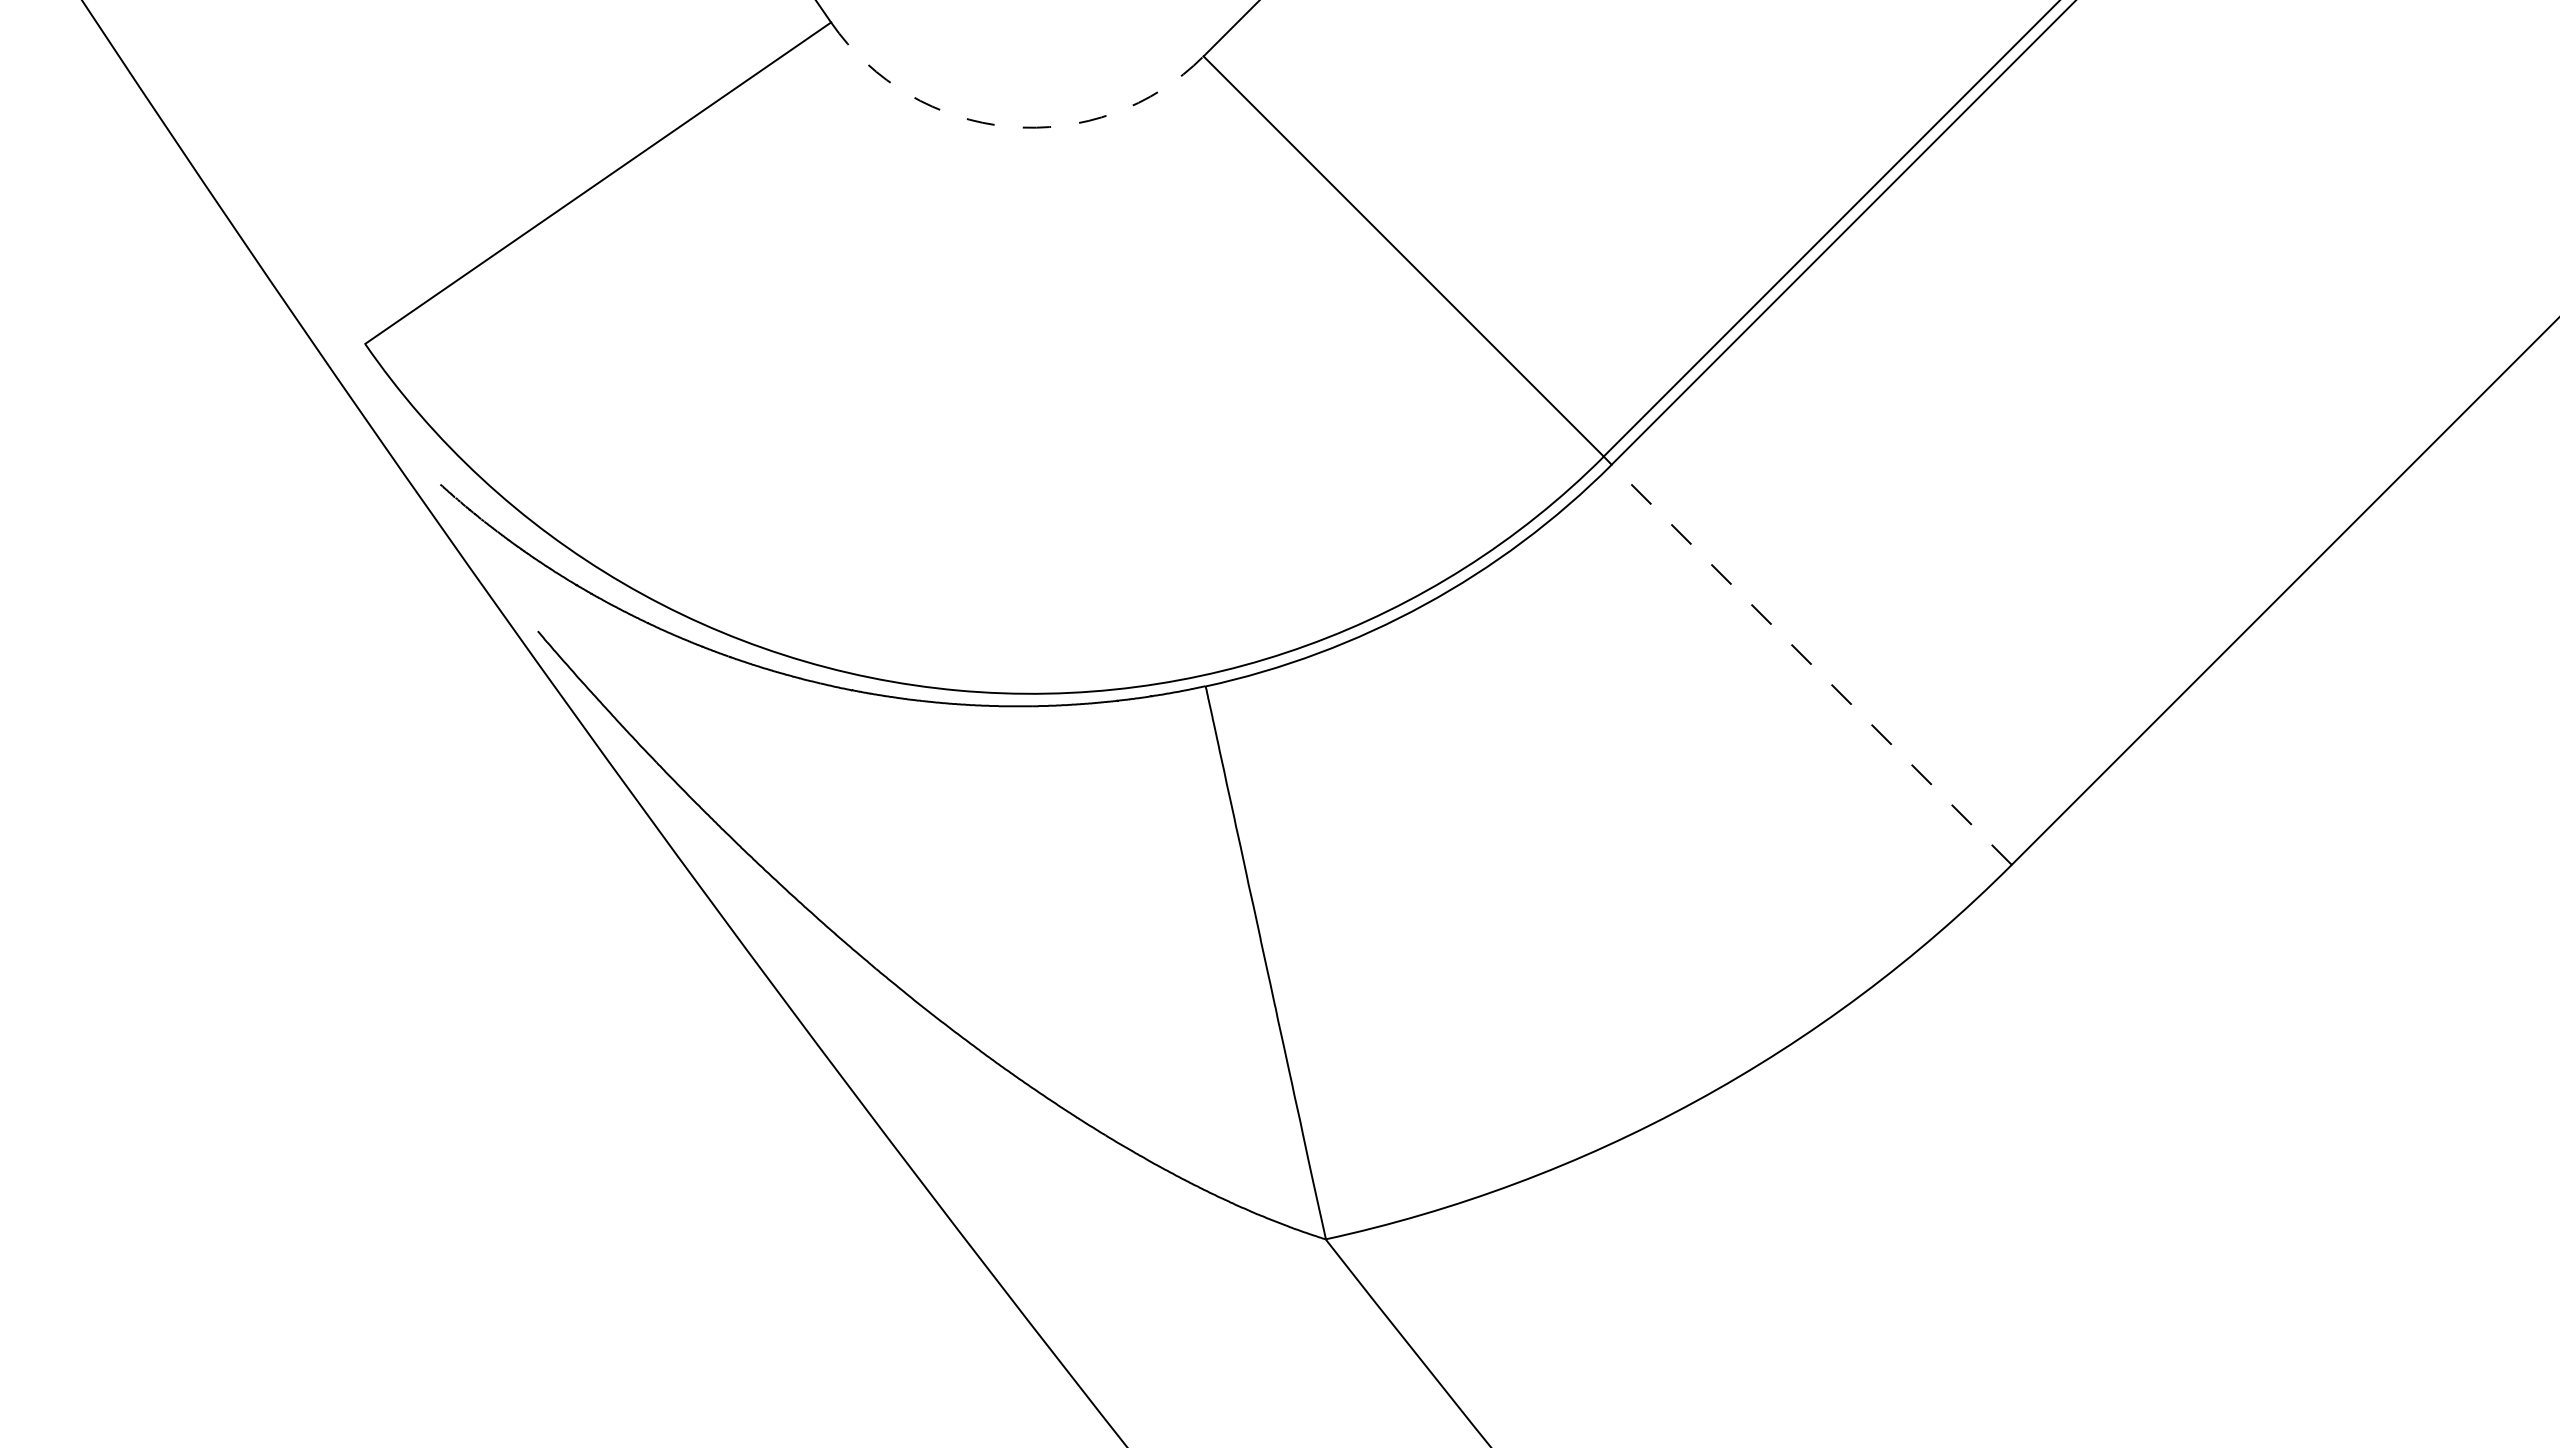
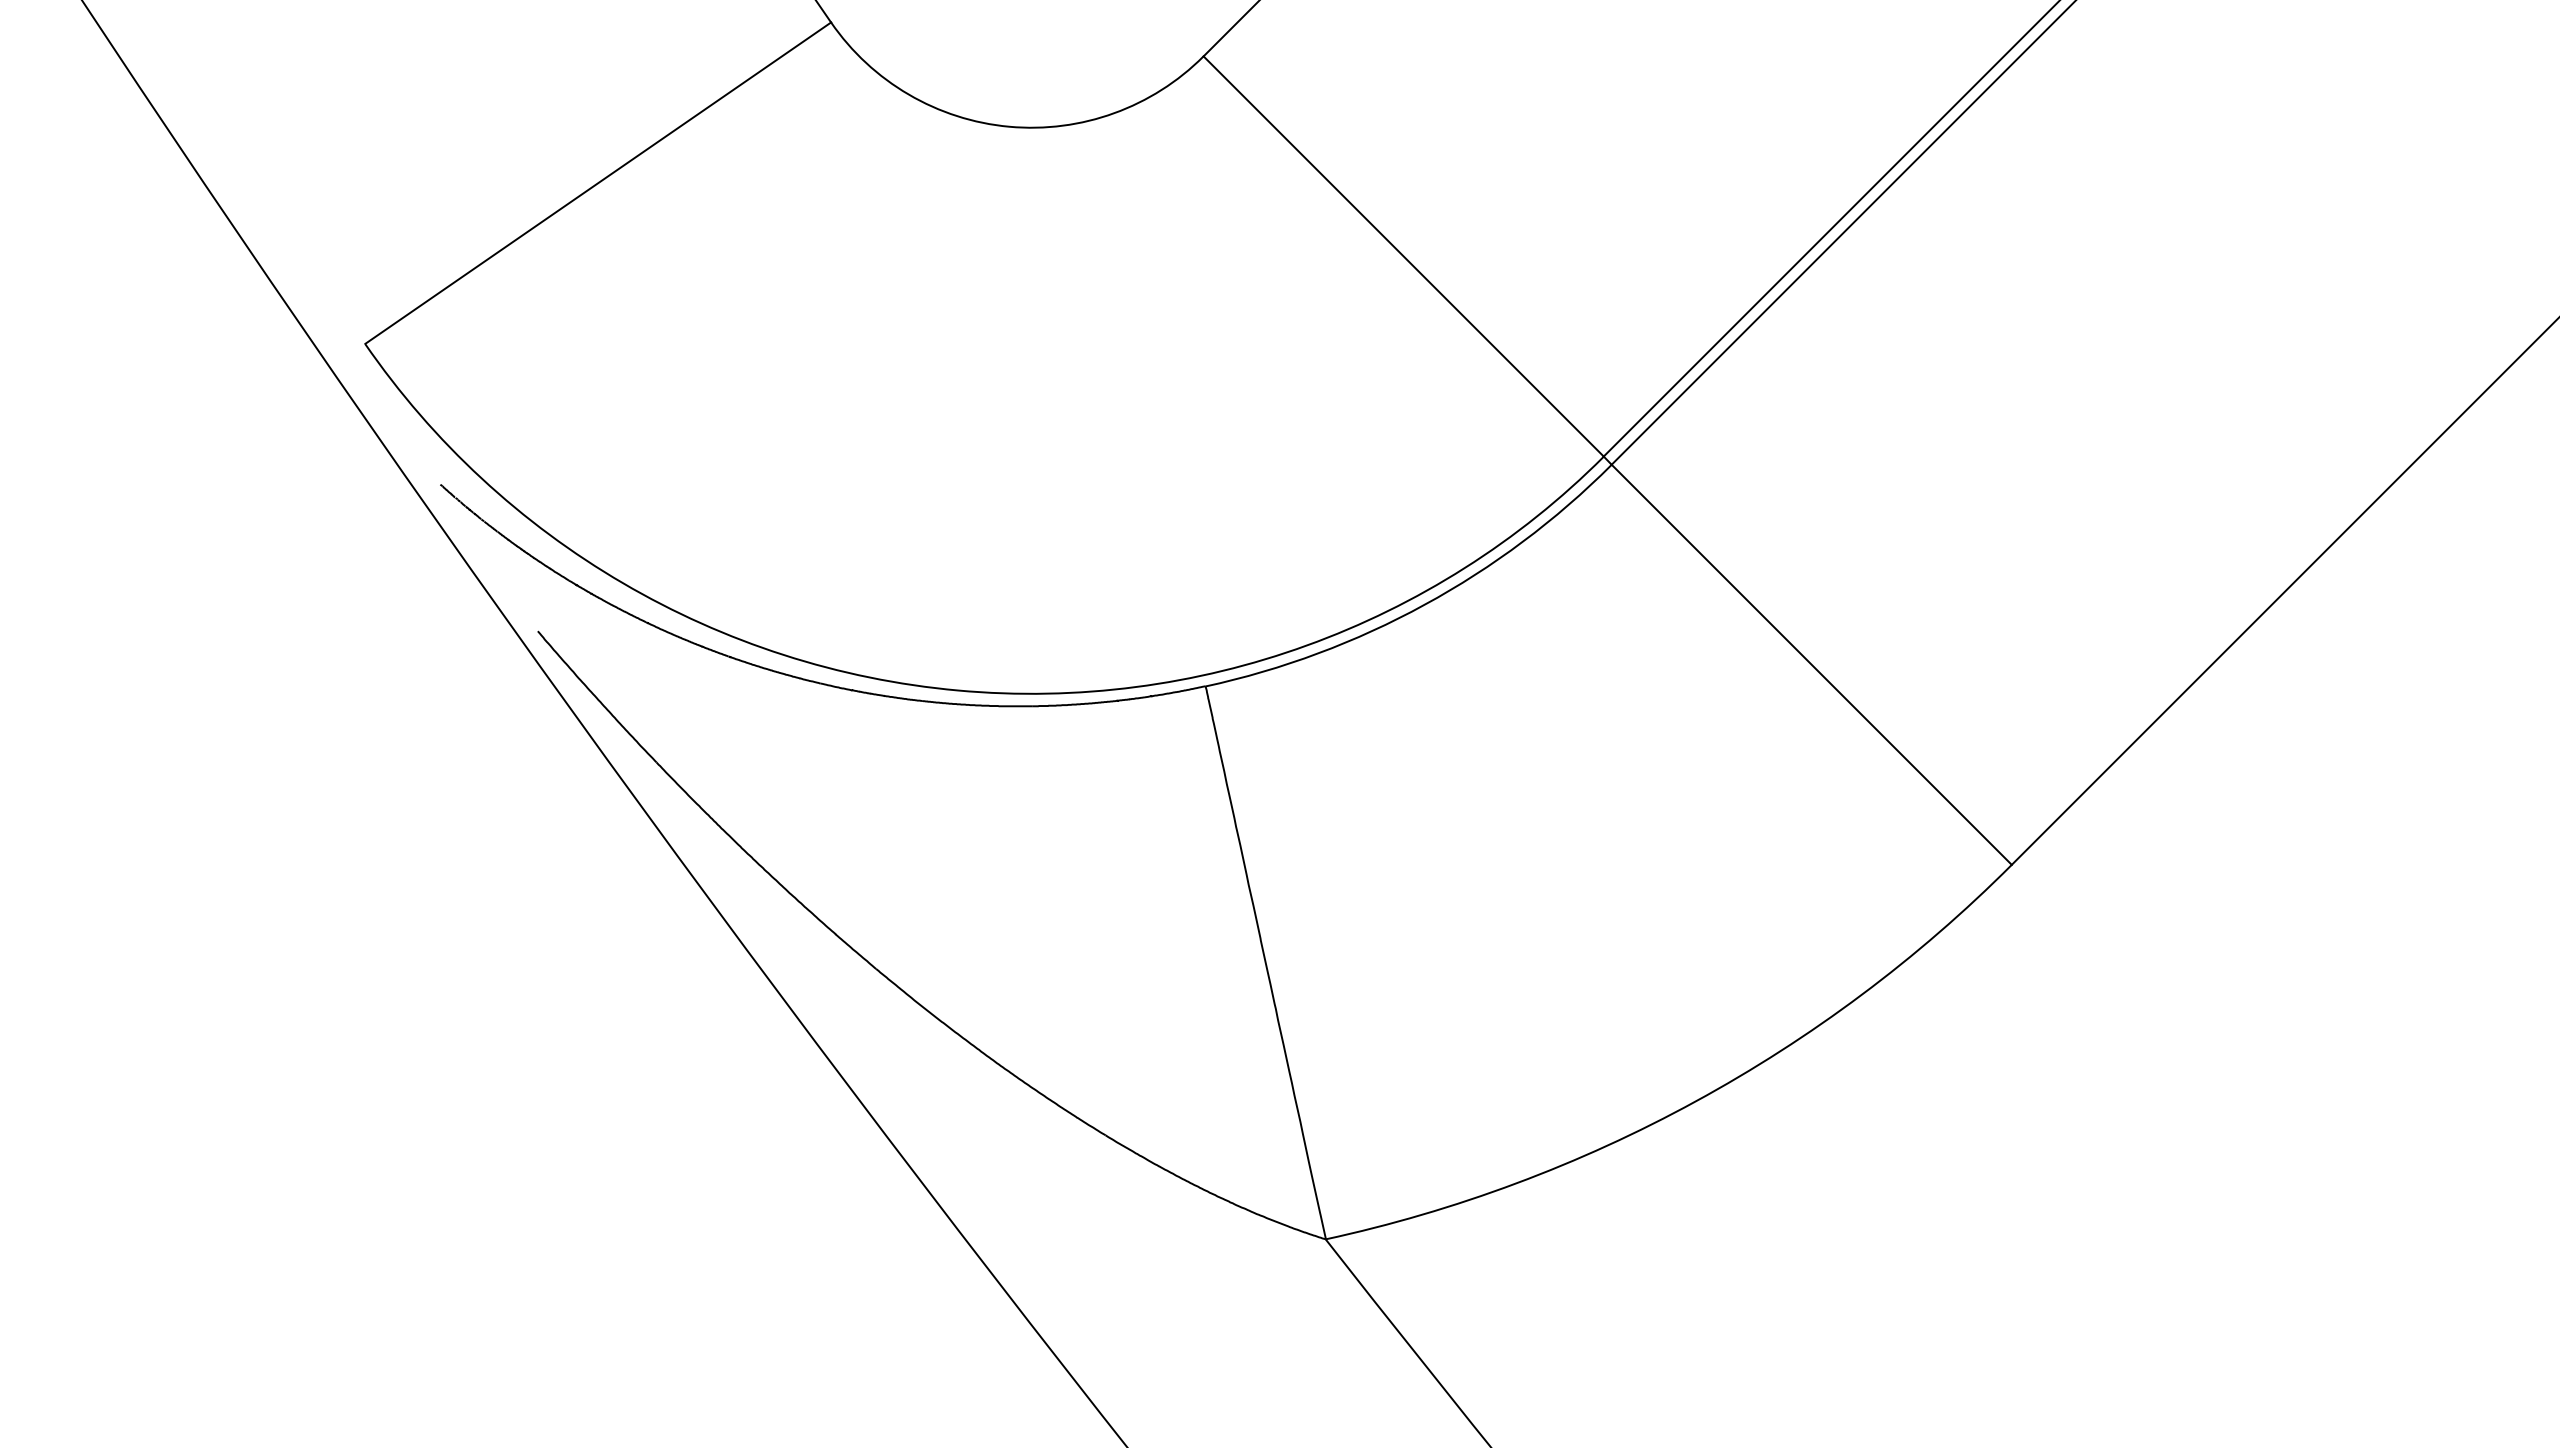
arc: dashed -> solid (1009, 126)
line: dashed -> solid (1811, 664)
